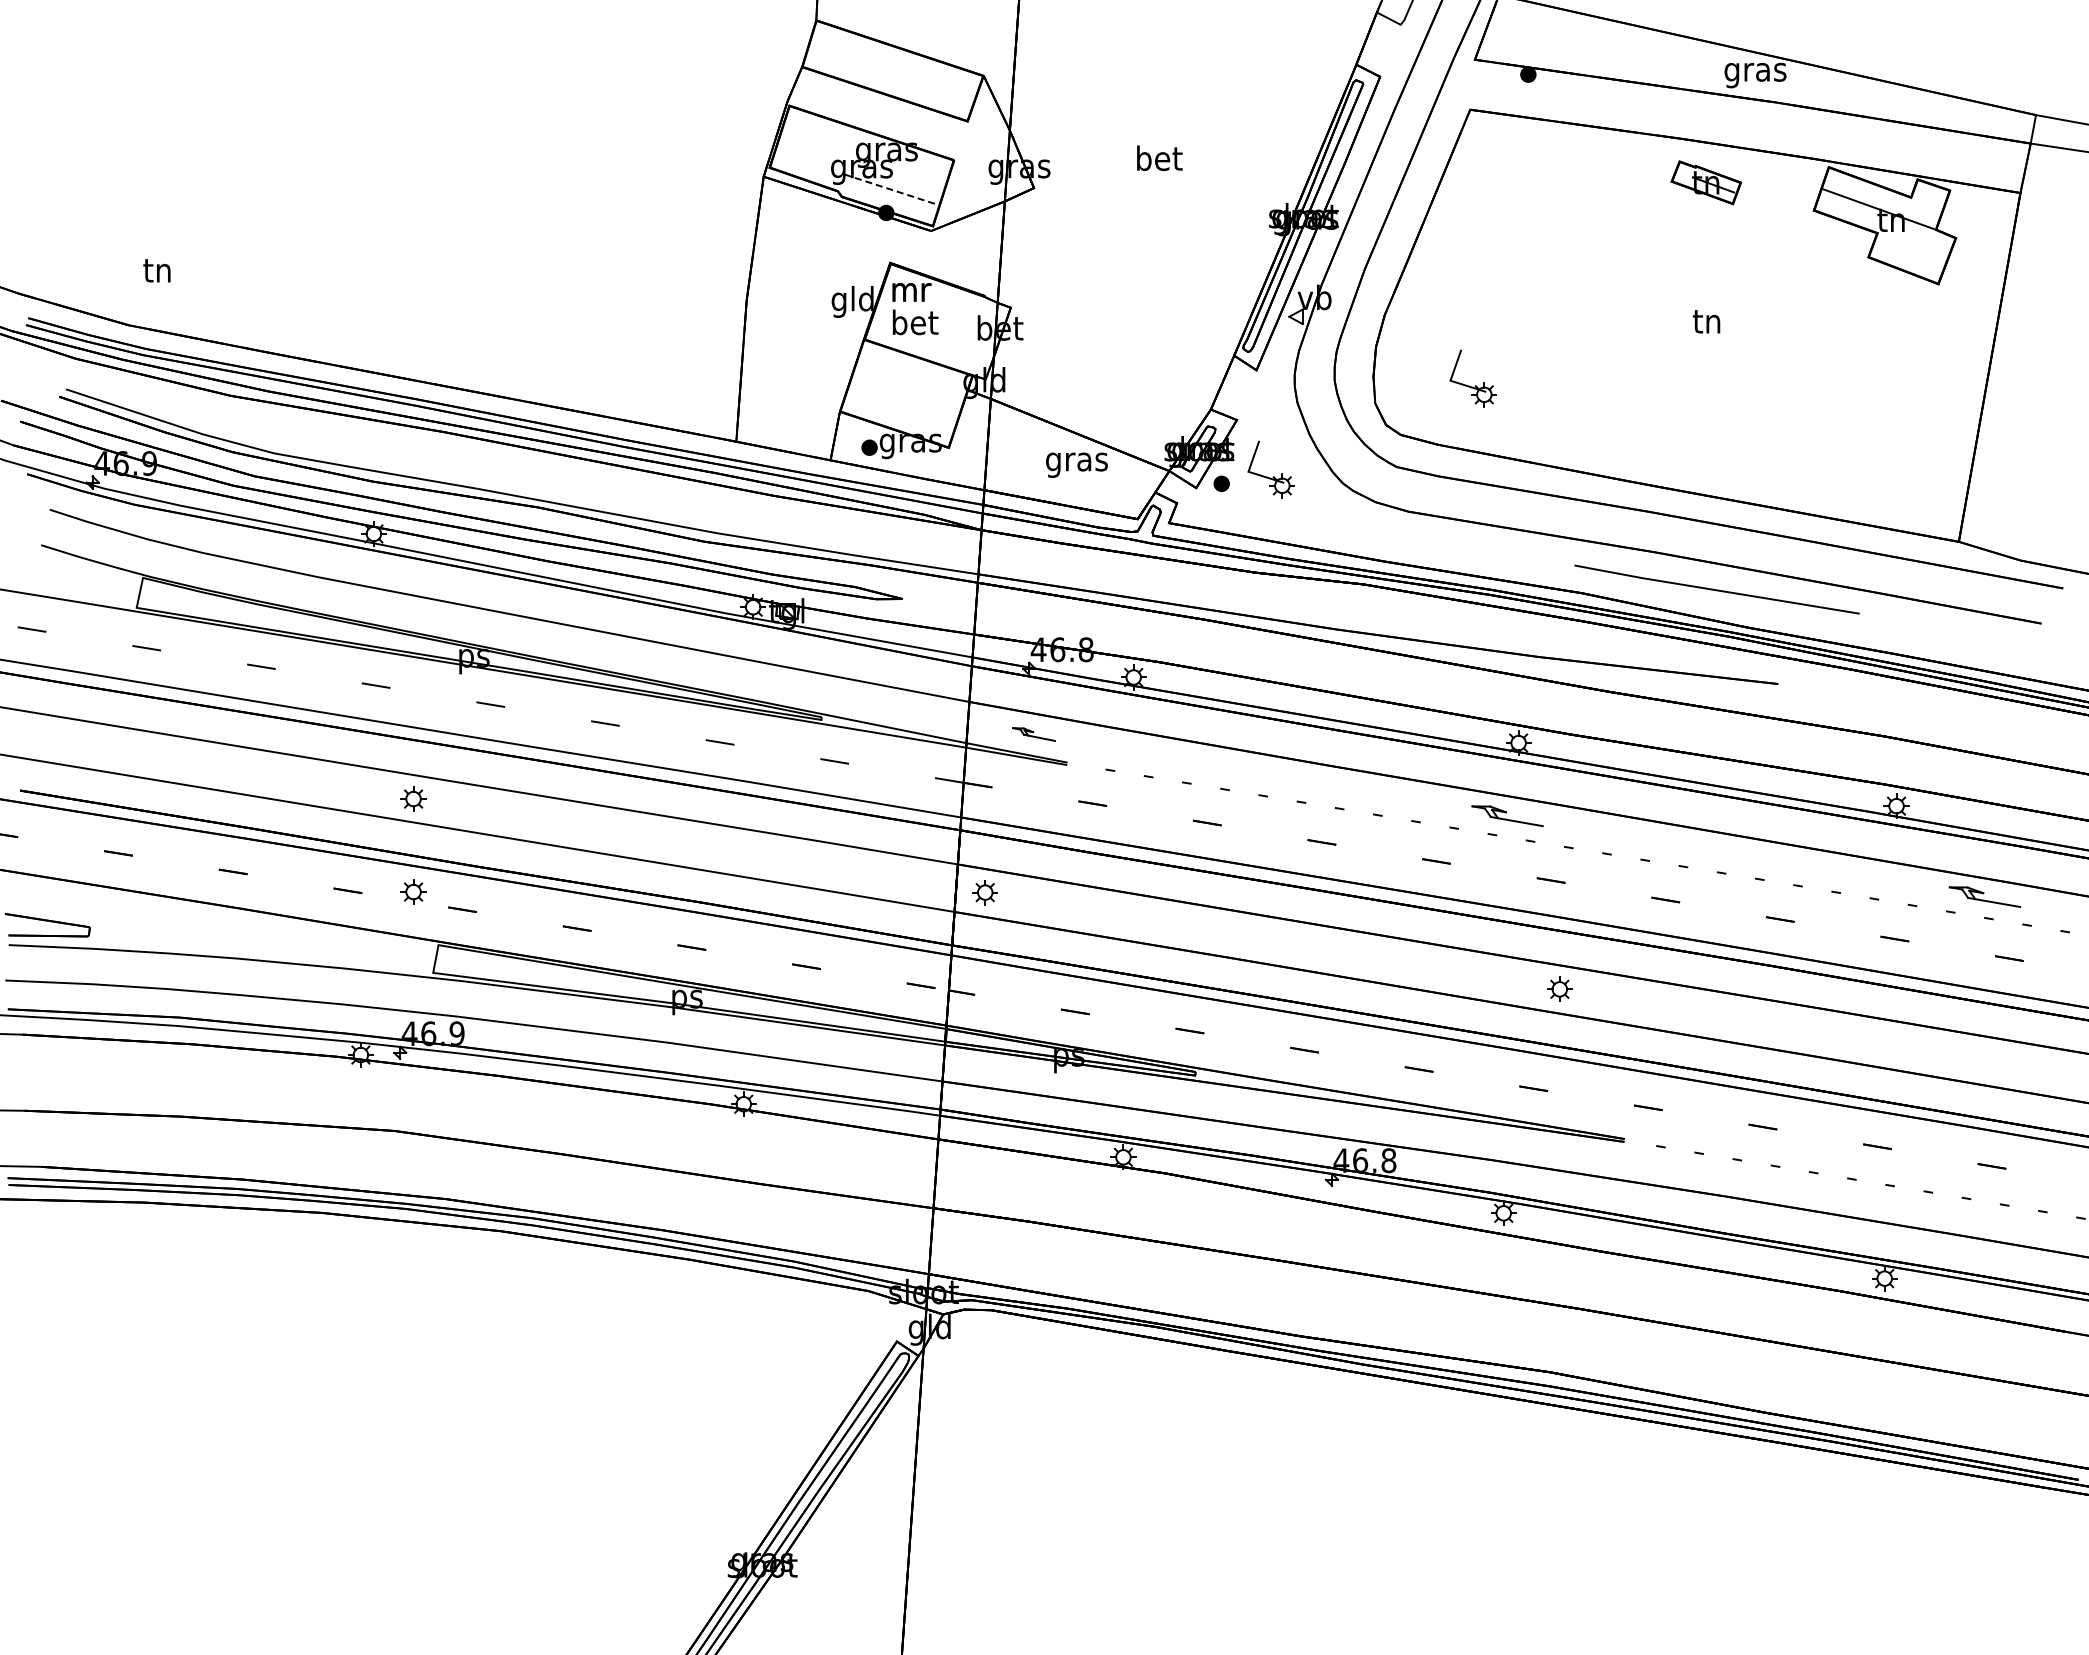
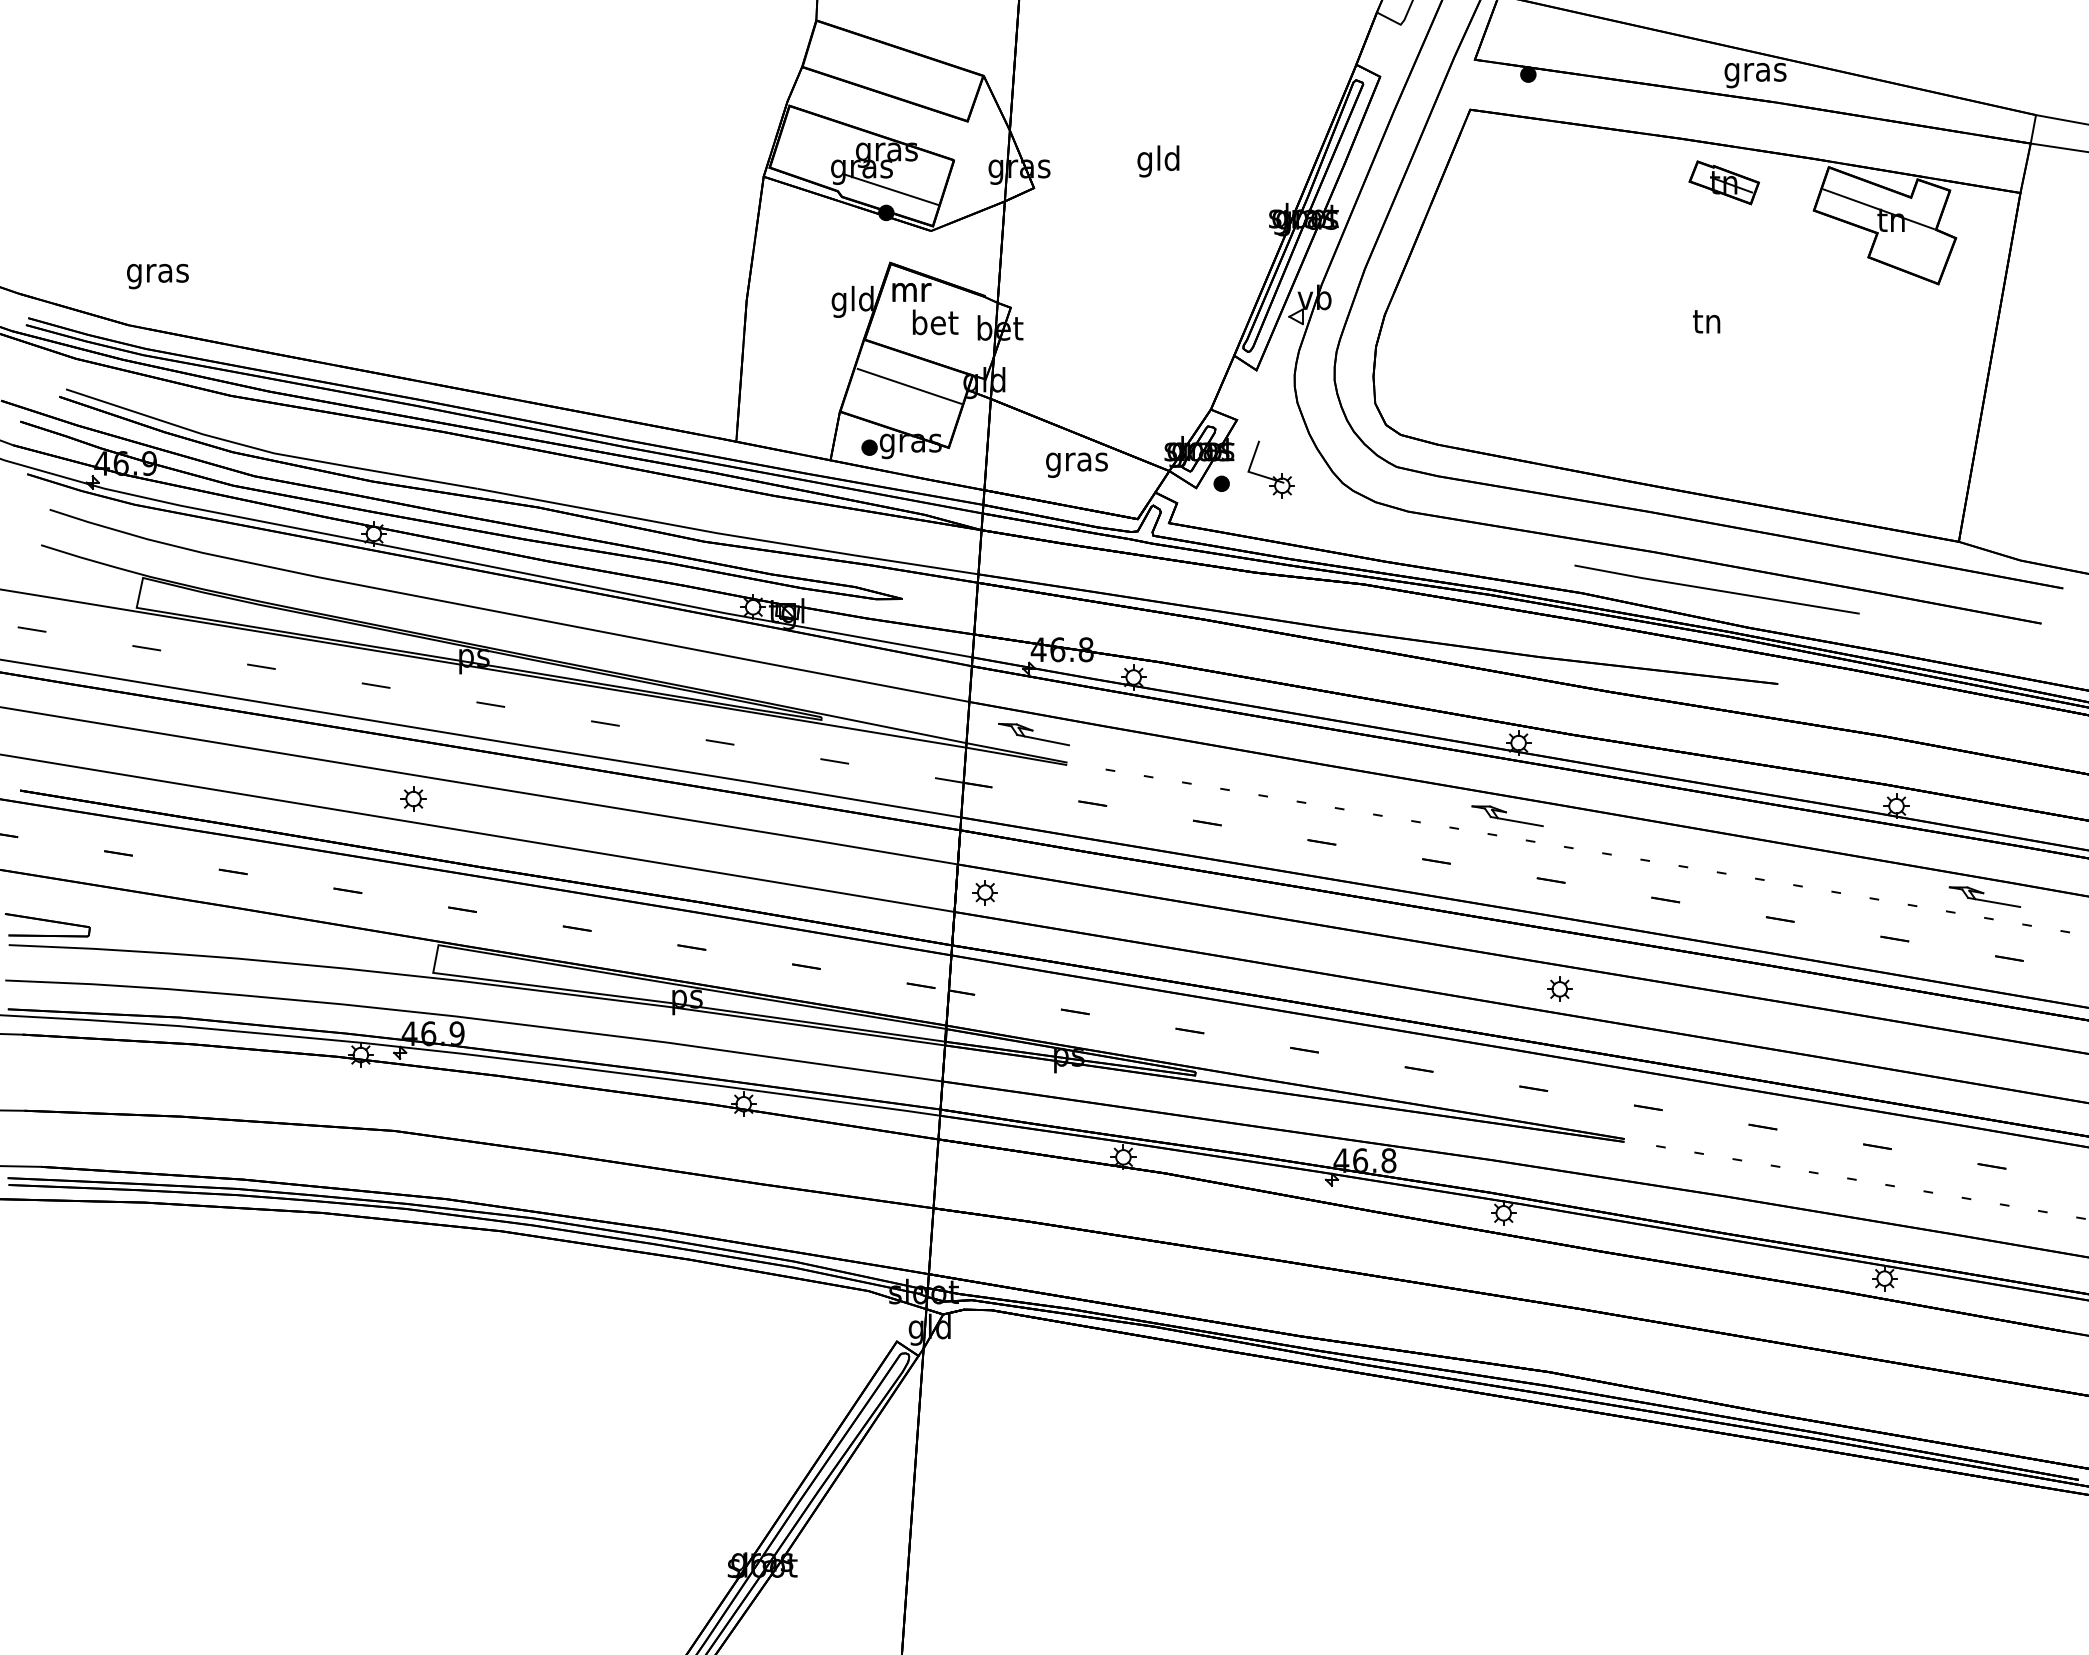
text: bet -> gld (1159, 161)
part position: (1706, 182) -> (1724, 182) (1724, 182)
line: dashed -> solid (891, 189)
text: tn -> gras (157, 274)
text position: (915, 322) -> (935, 322) (935, 322)
line: none -> present (909, 385)
part: present -> none (1469, 385)
part size: 44x15 px -> 72x25 px (1033, 734)
part: present -> none (413, 891)
